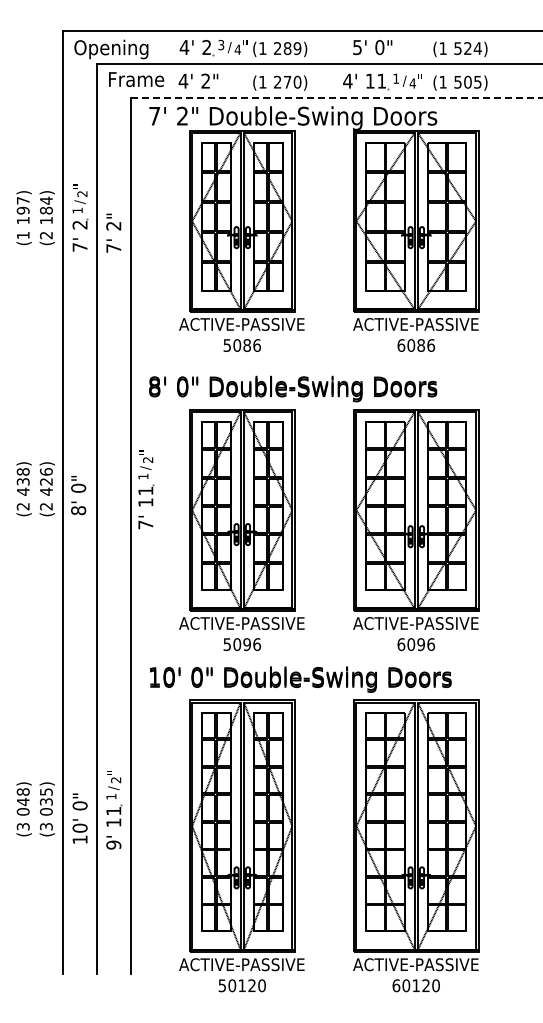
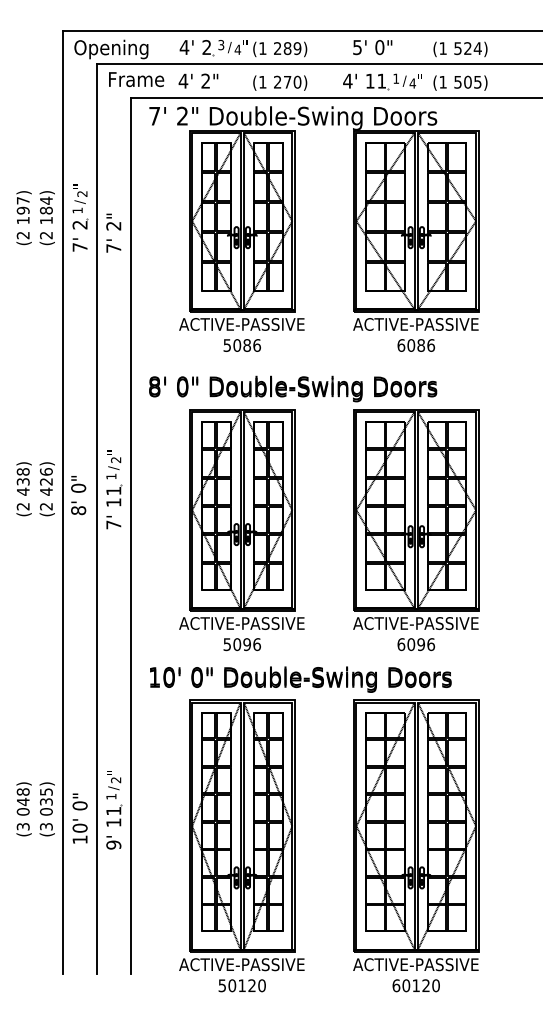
line: dashed -> solid (336, 98)
text: (1 -> (2 (22, 235)
part position: (146, 489) -> (114, 489) (114, 489)
